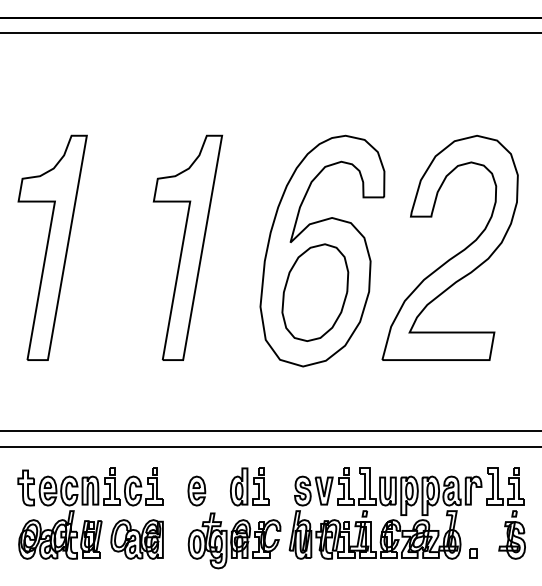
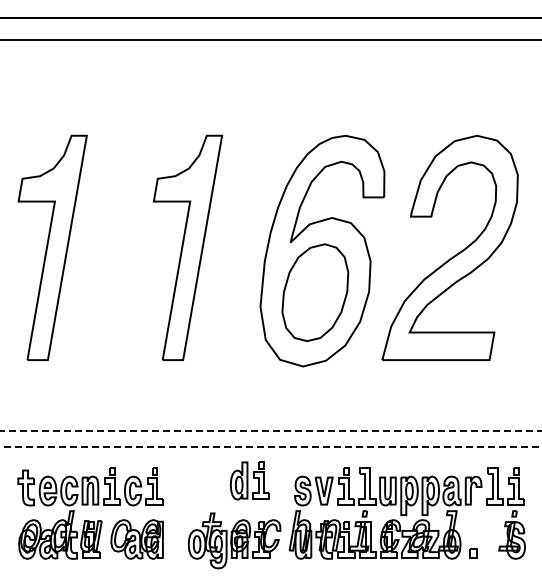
line position: (270, 33) -> (270, 40) (270, 40)
line: solid -> dashed (271, 431)
line: solid -> dashed (271, 447)
part position: (249, 486) -> (249, 480) (249, 480)
part: present -> none (196, 490)
